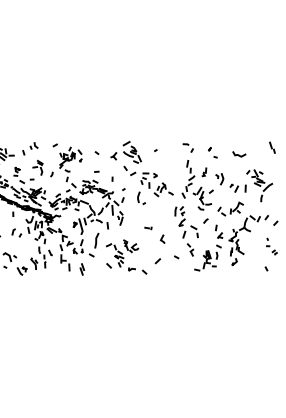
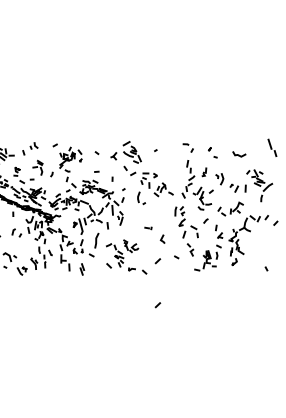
part size: 7x13 px -> 11x19 px (272, 147)
part: present -> none (271, 246)
line: none -> present (157, 305)
